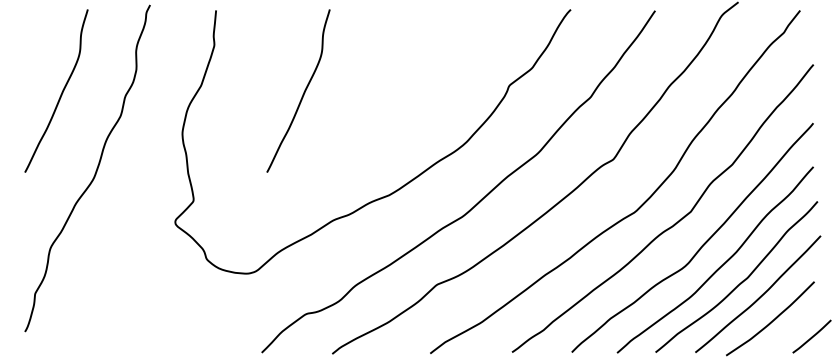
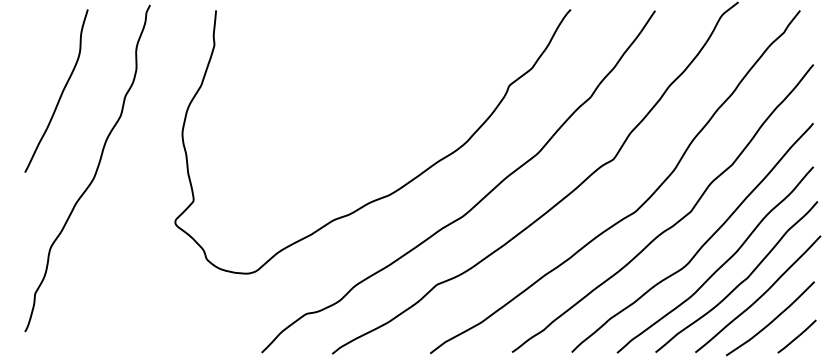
curve: present -> none (303, 92)
line position: (811, 336) -> (796, 336) (796, 336)
